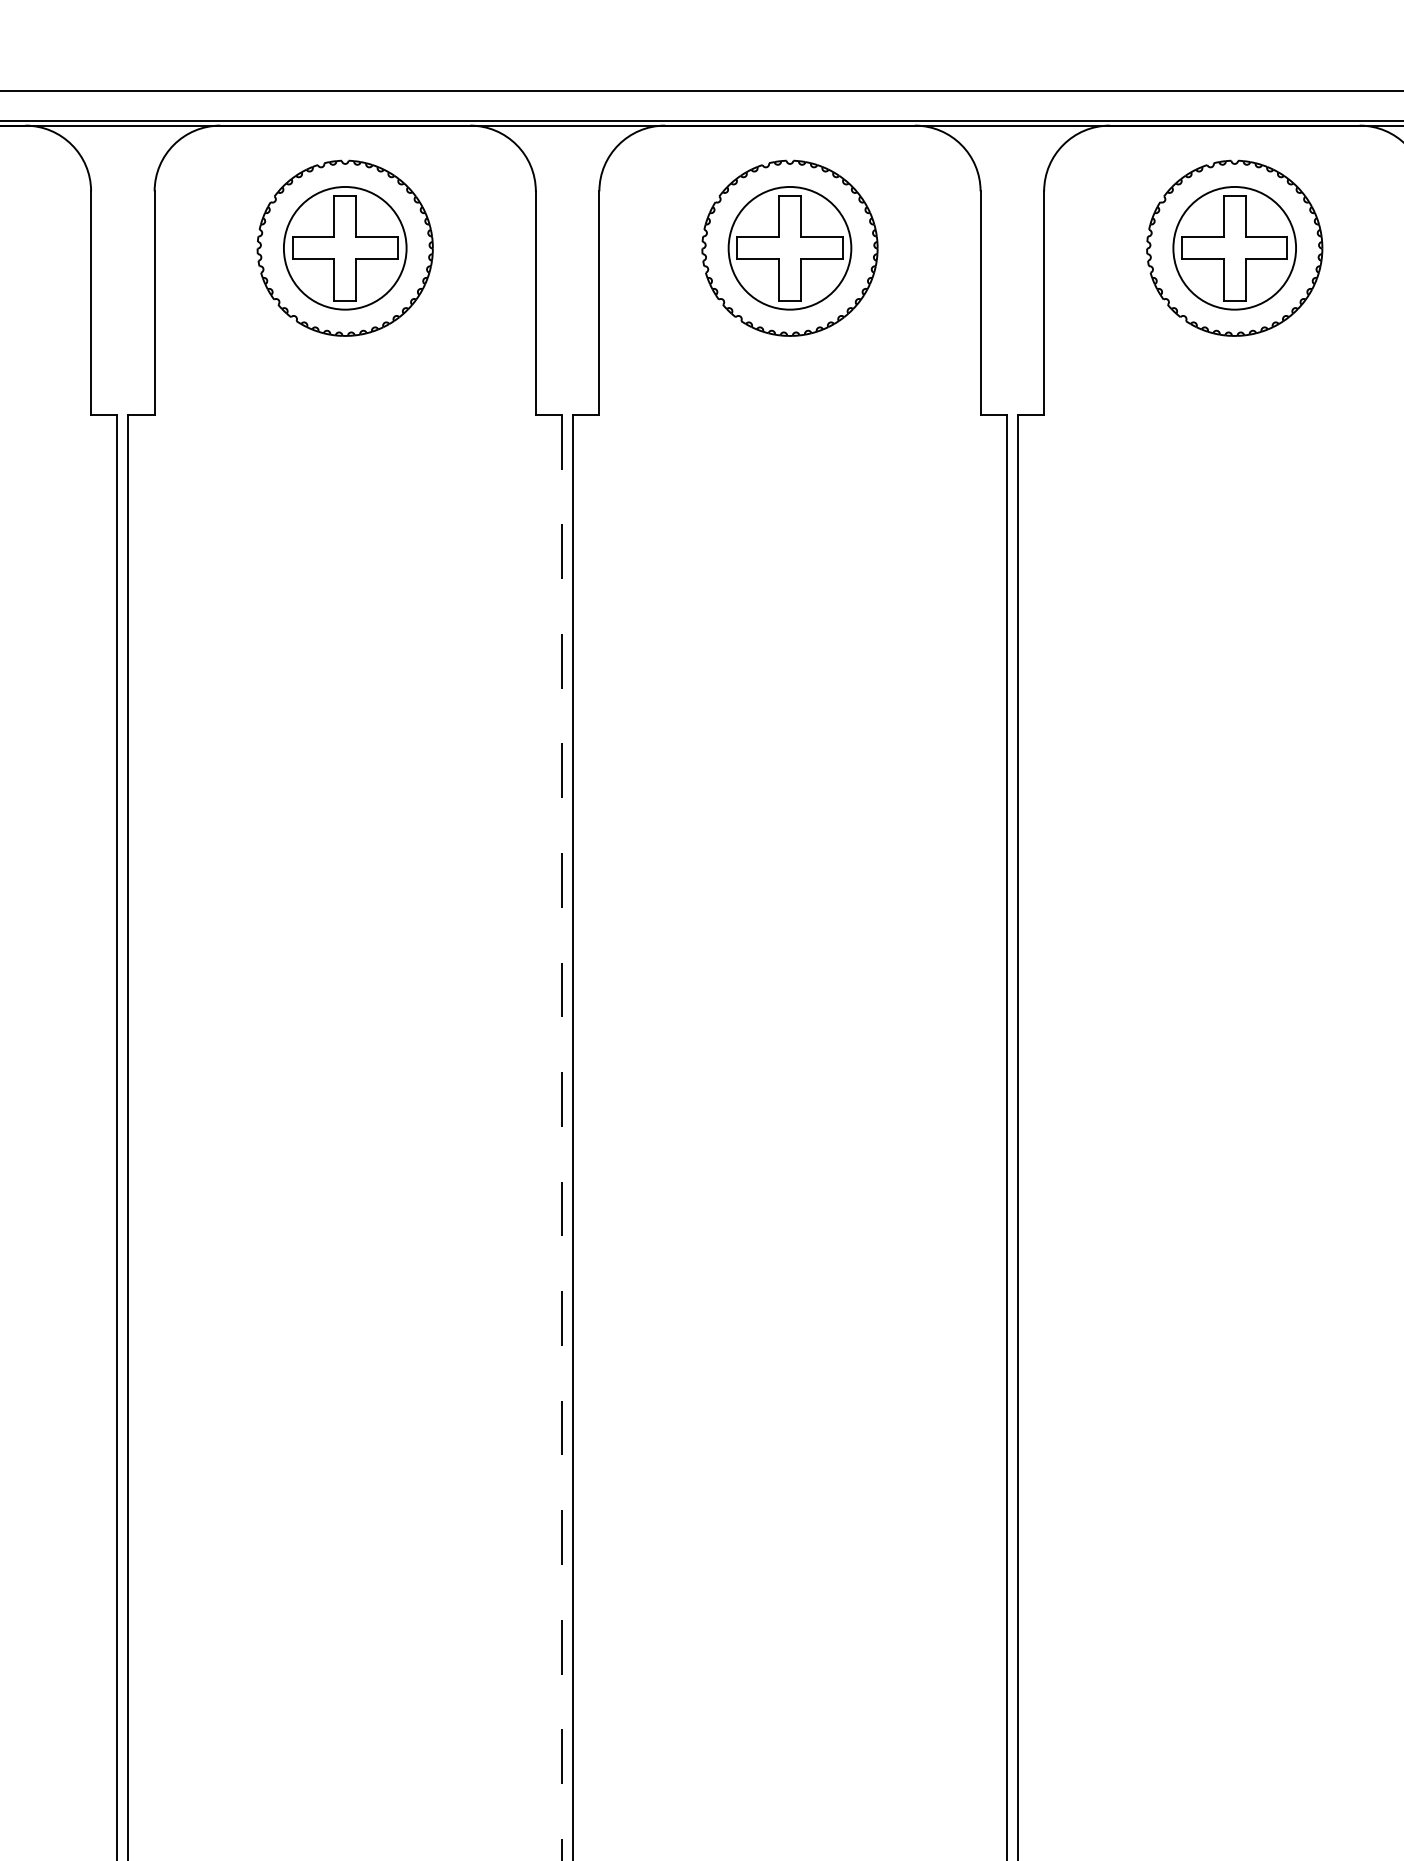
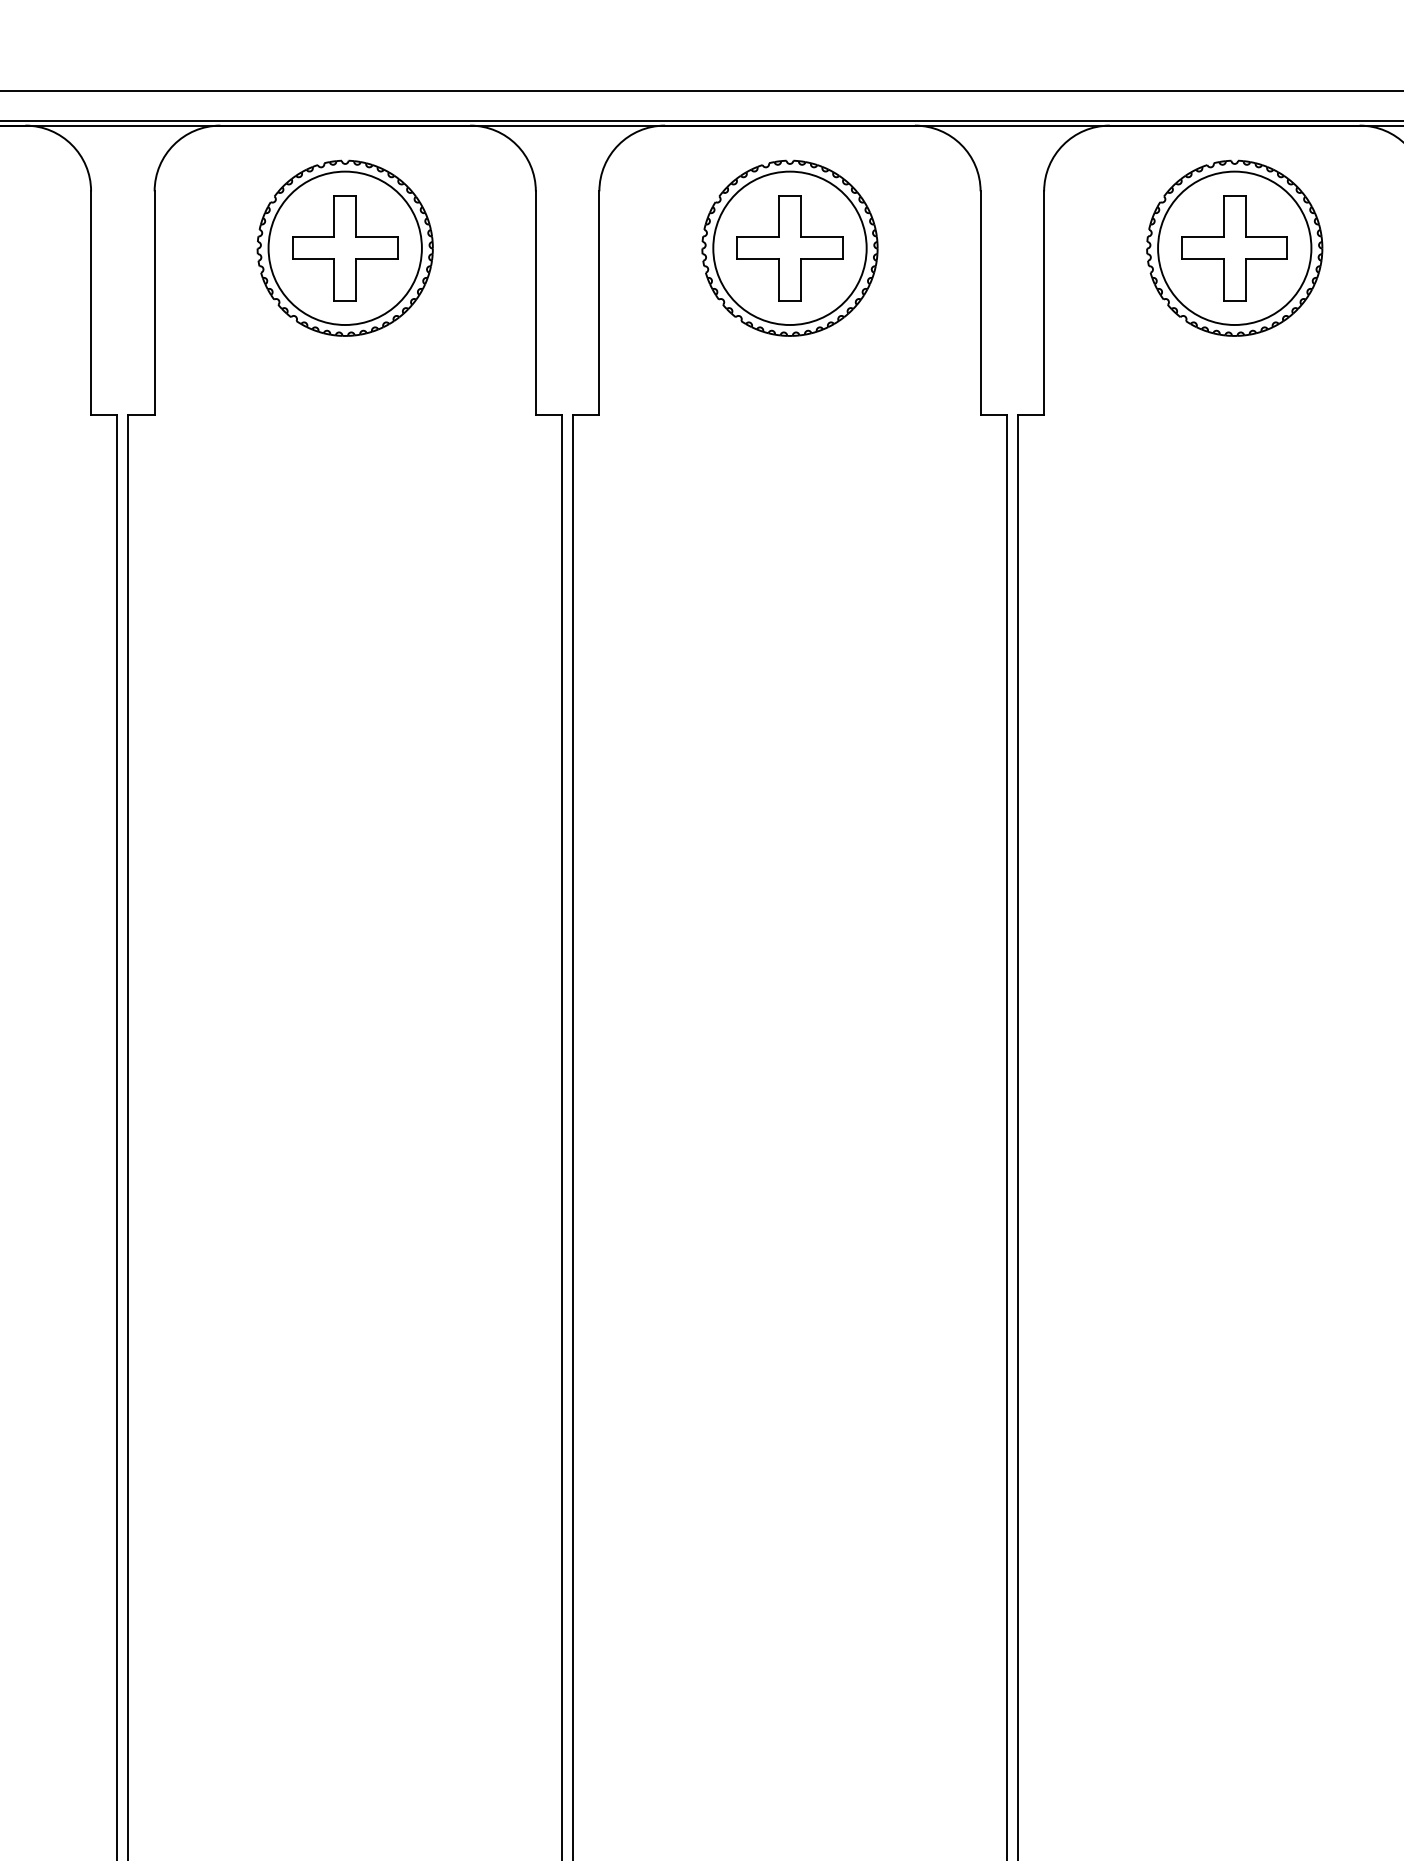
circle diameter: 123 px -> 153 px (344, 248)
circle diameter: 123 px -> 153 px (789, 248)
circle diameter: 123 px -> 153 px (1234, 248)
line: dashed -> solid (562, 1137)
